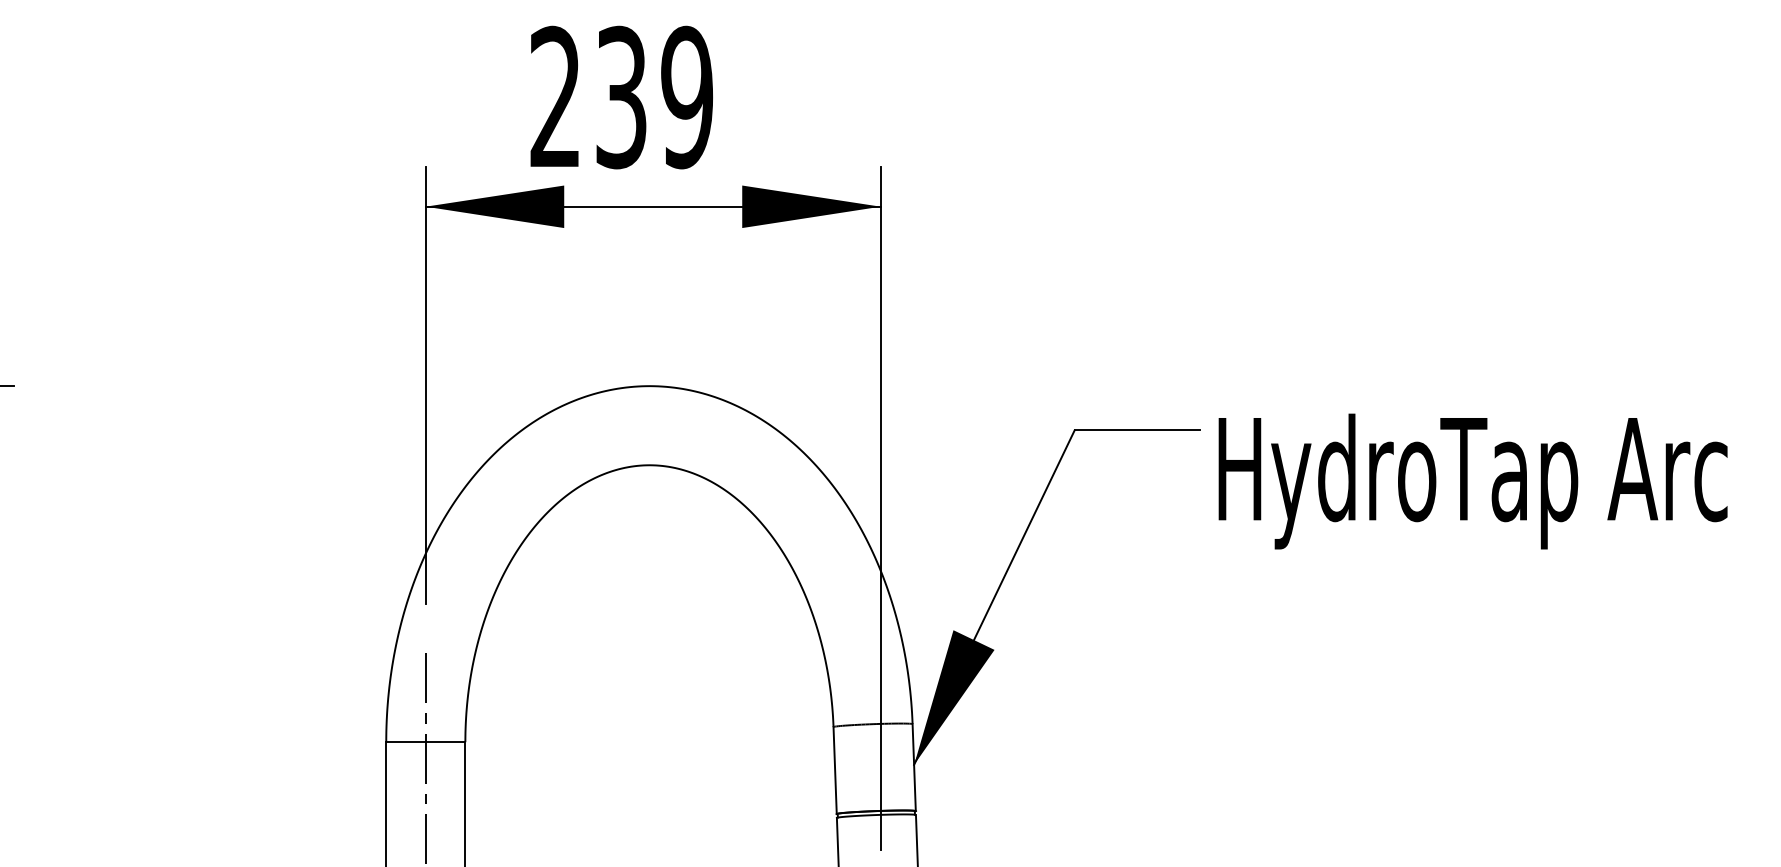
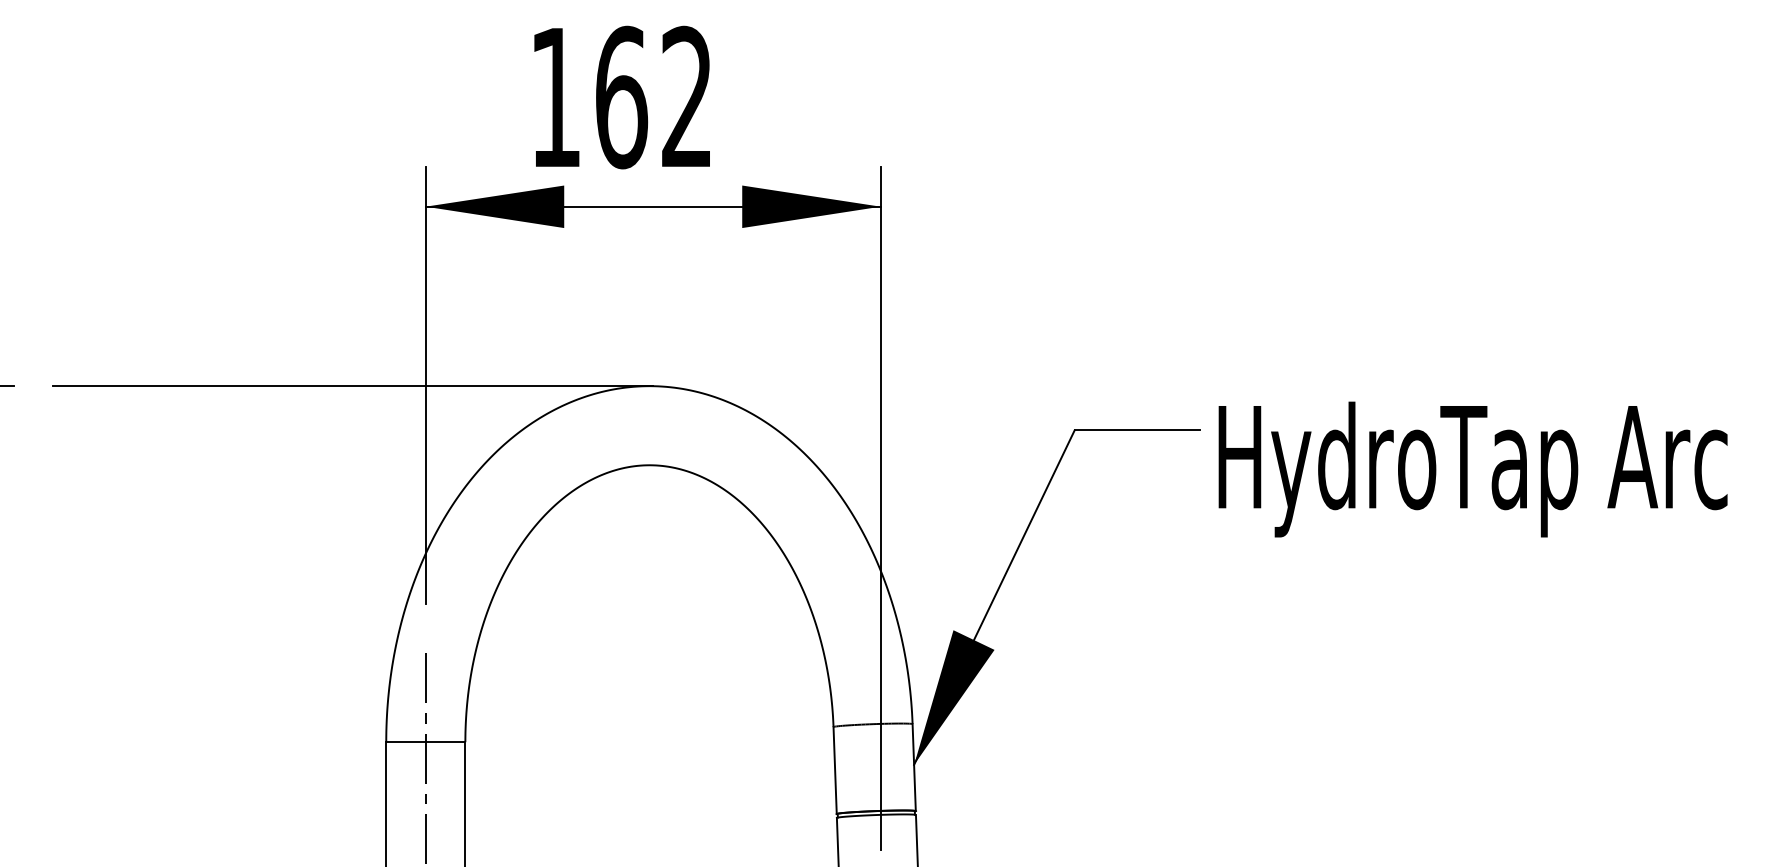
text: 239 -> 162 (621, 97)
line: none -> present (352, 386)
text position: (1472, 481) -> (1472, 469) (1472, 469)
